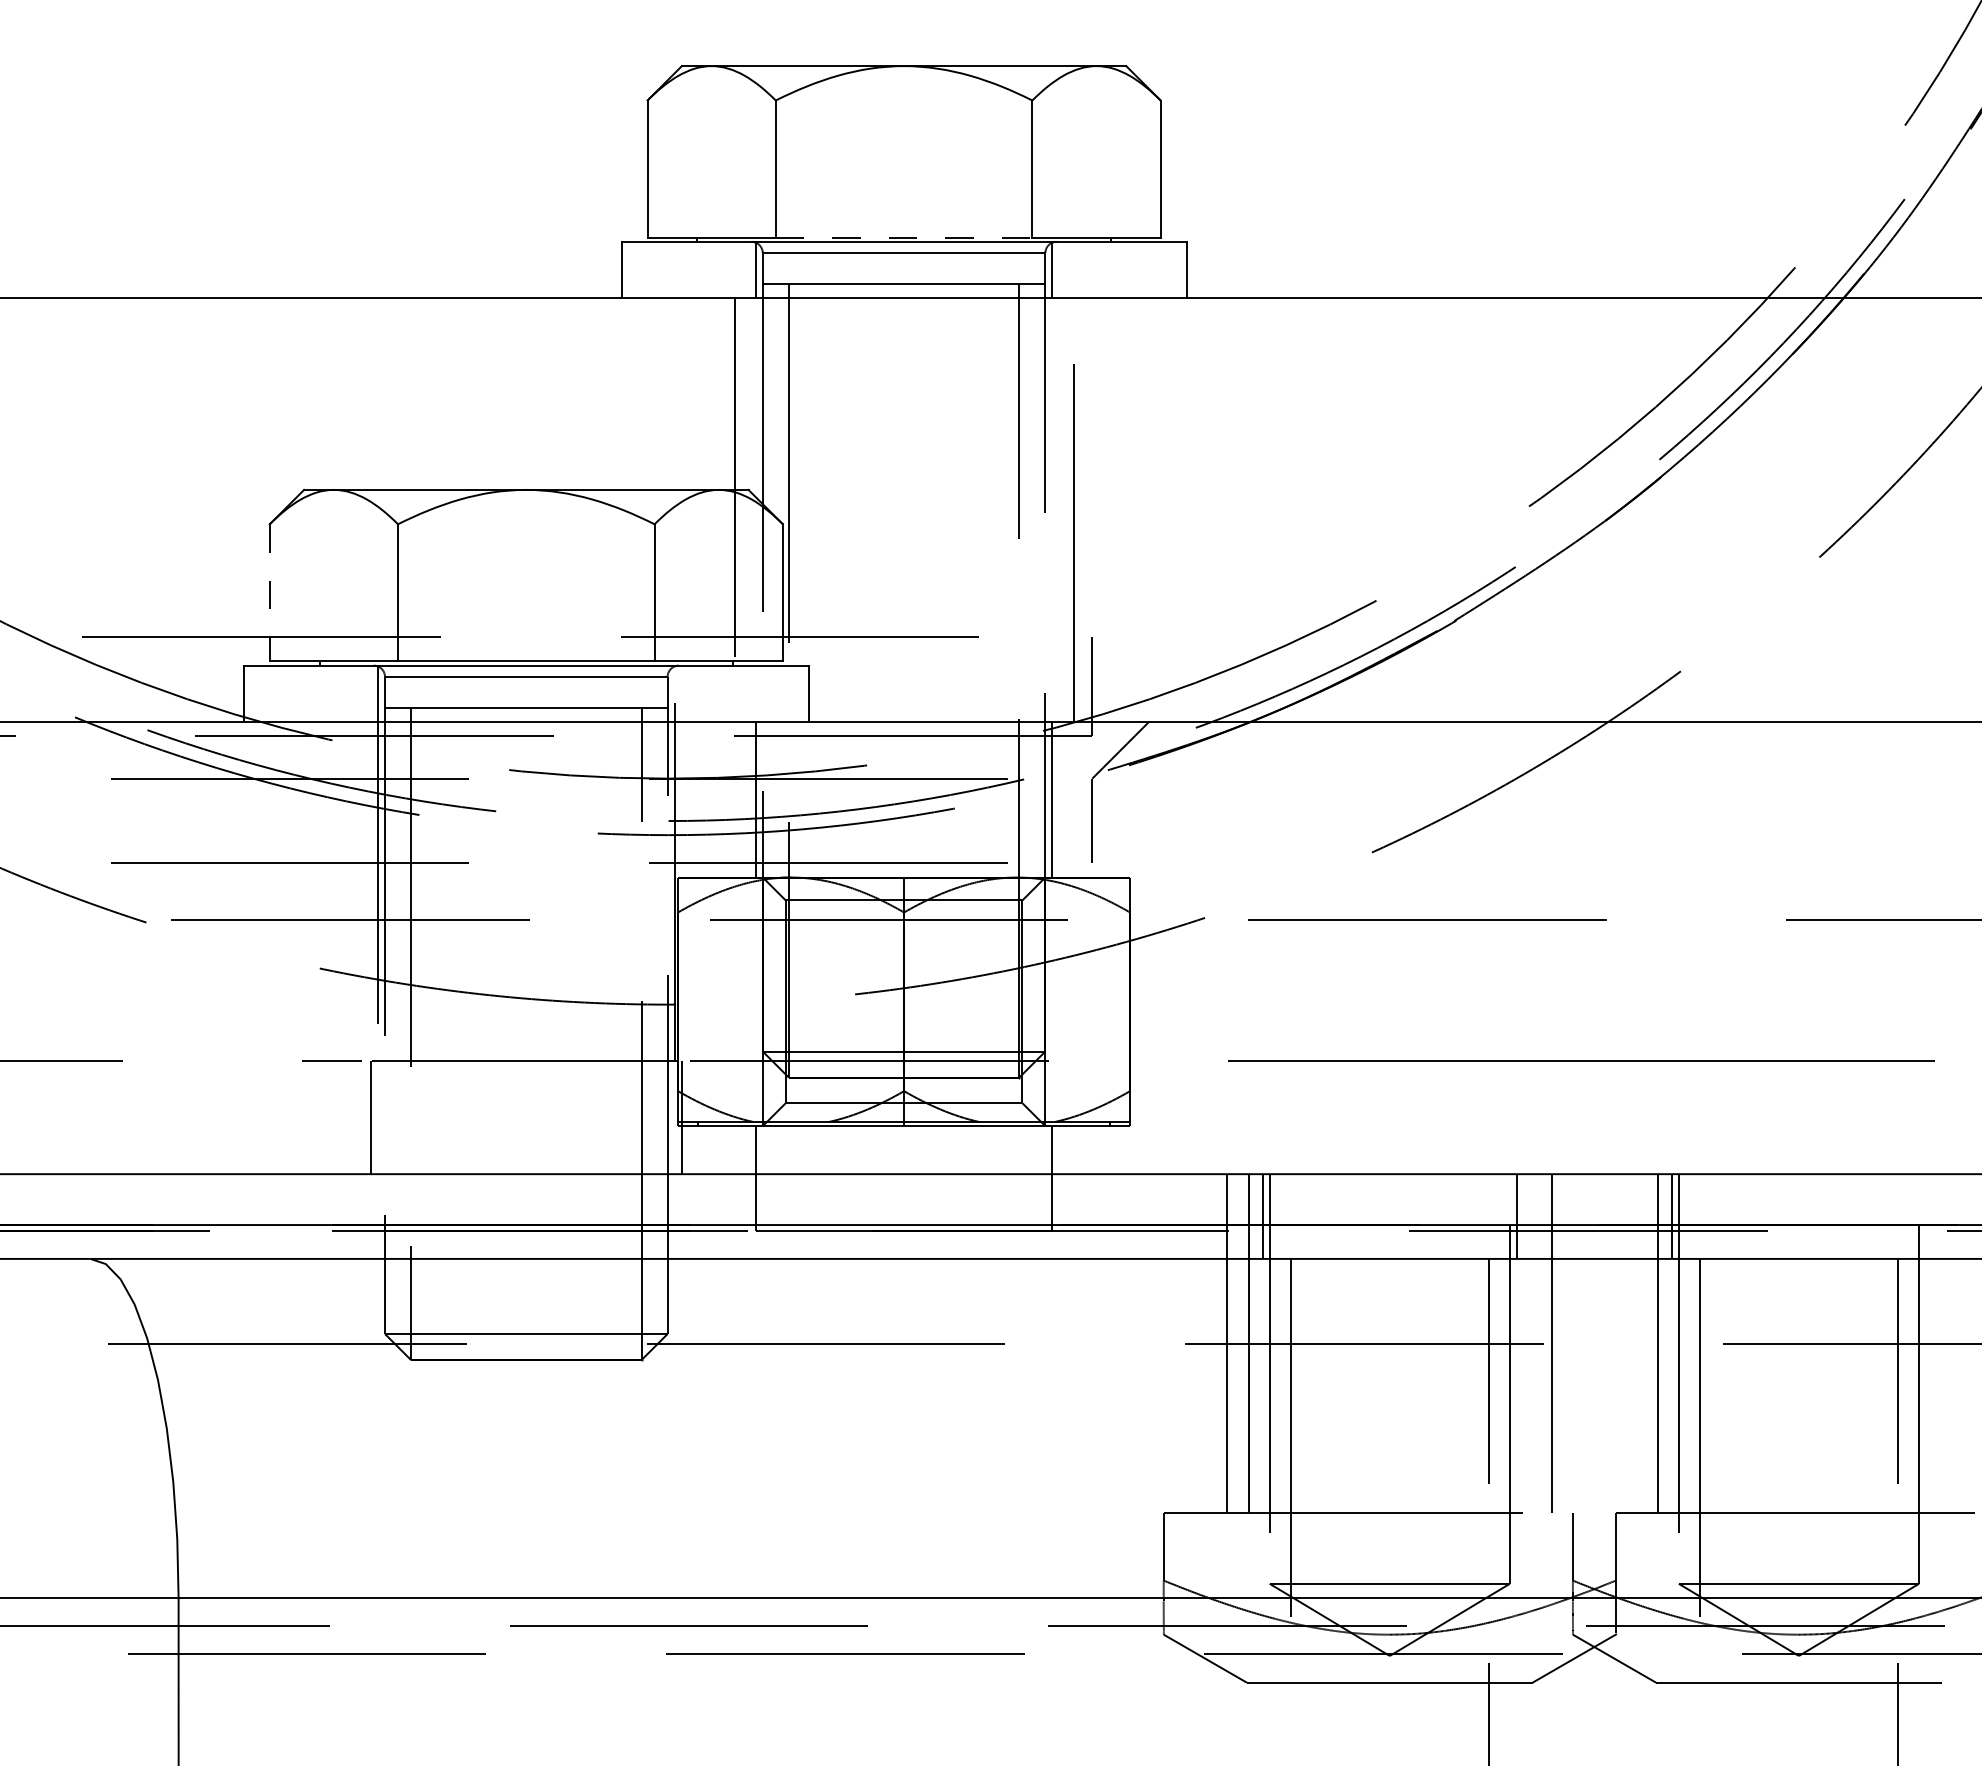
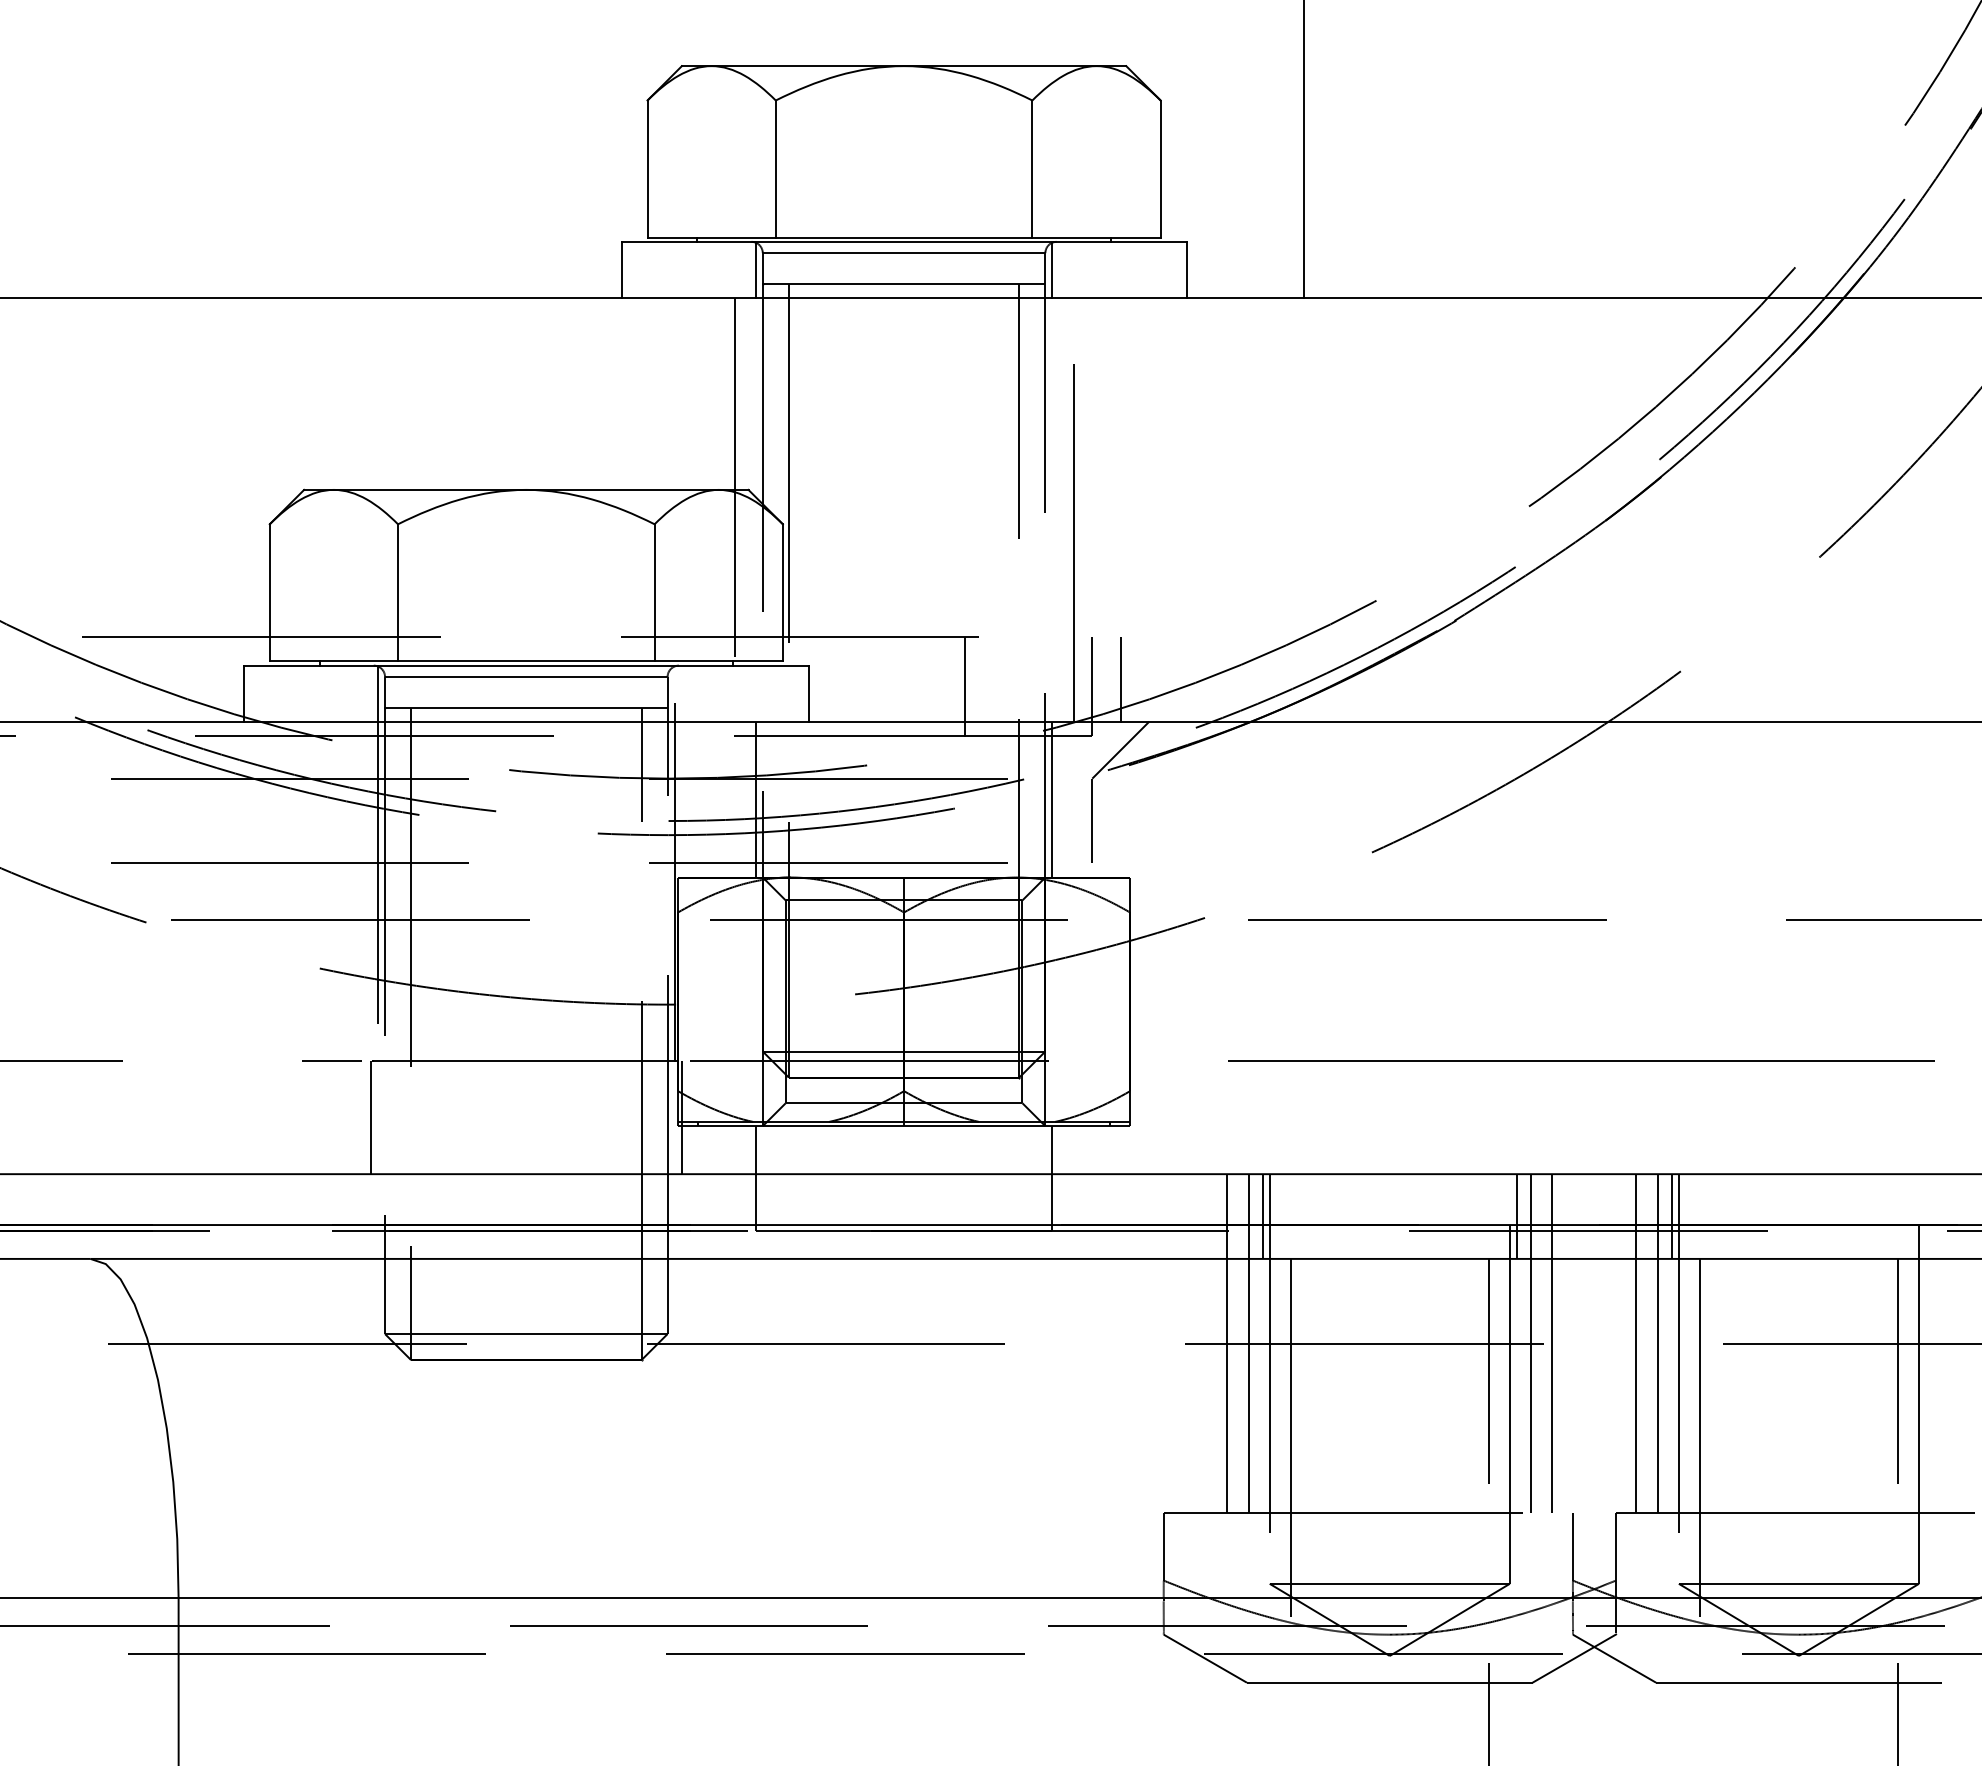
line: none -> present (1304, 150)
line: dashed -> solid (904, 237)
line: dashed -> solid (269, 592)
line: none -> present (1120, 679)
line: none -> present (965, 686)
line: none -> present (1531, 1343)
line: none -> present (1636, 1343)
